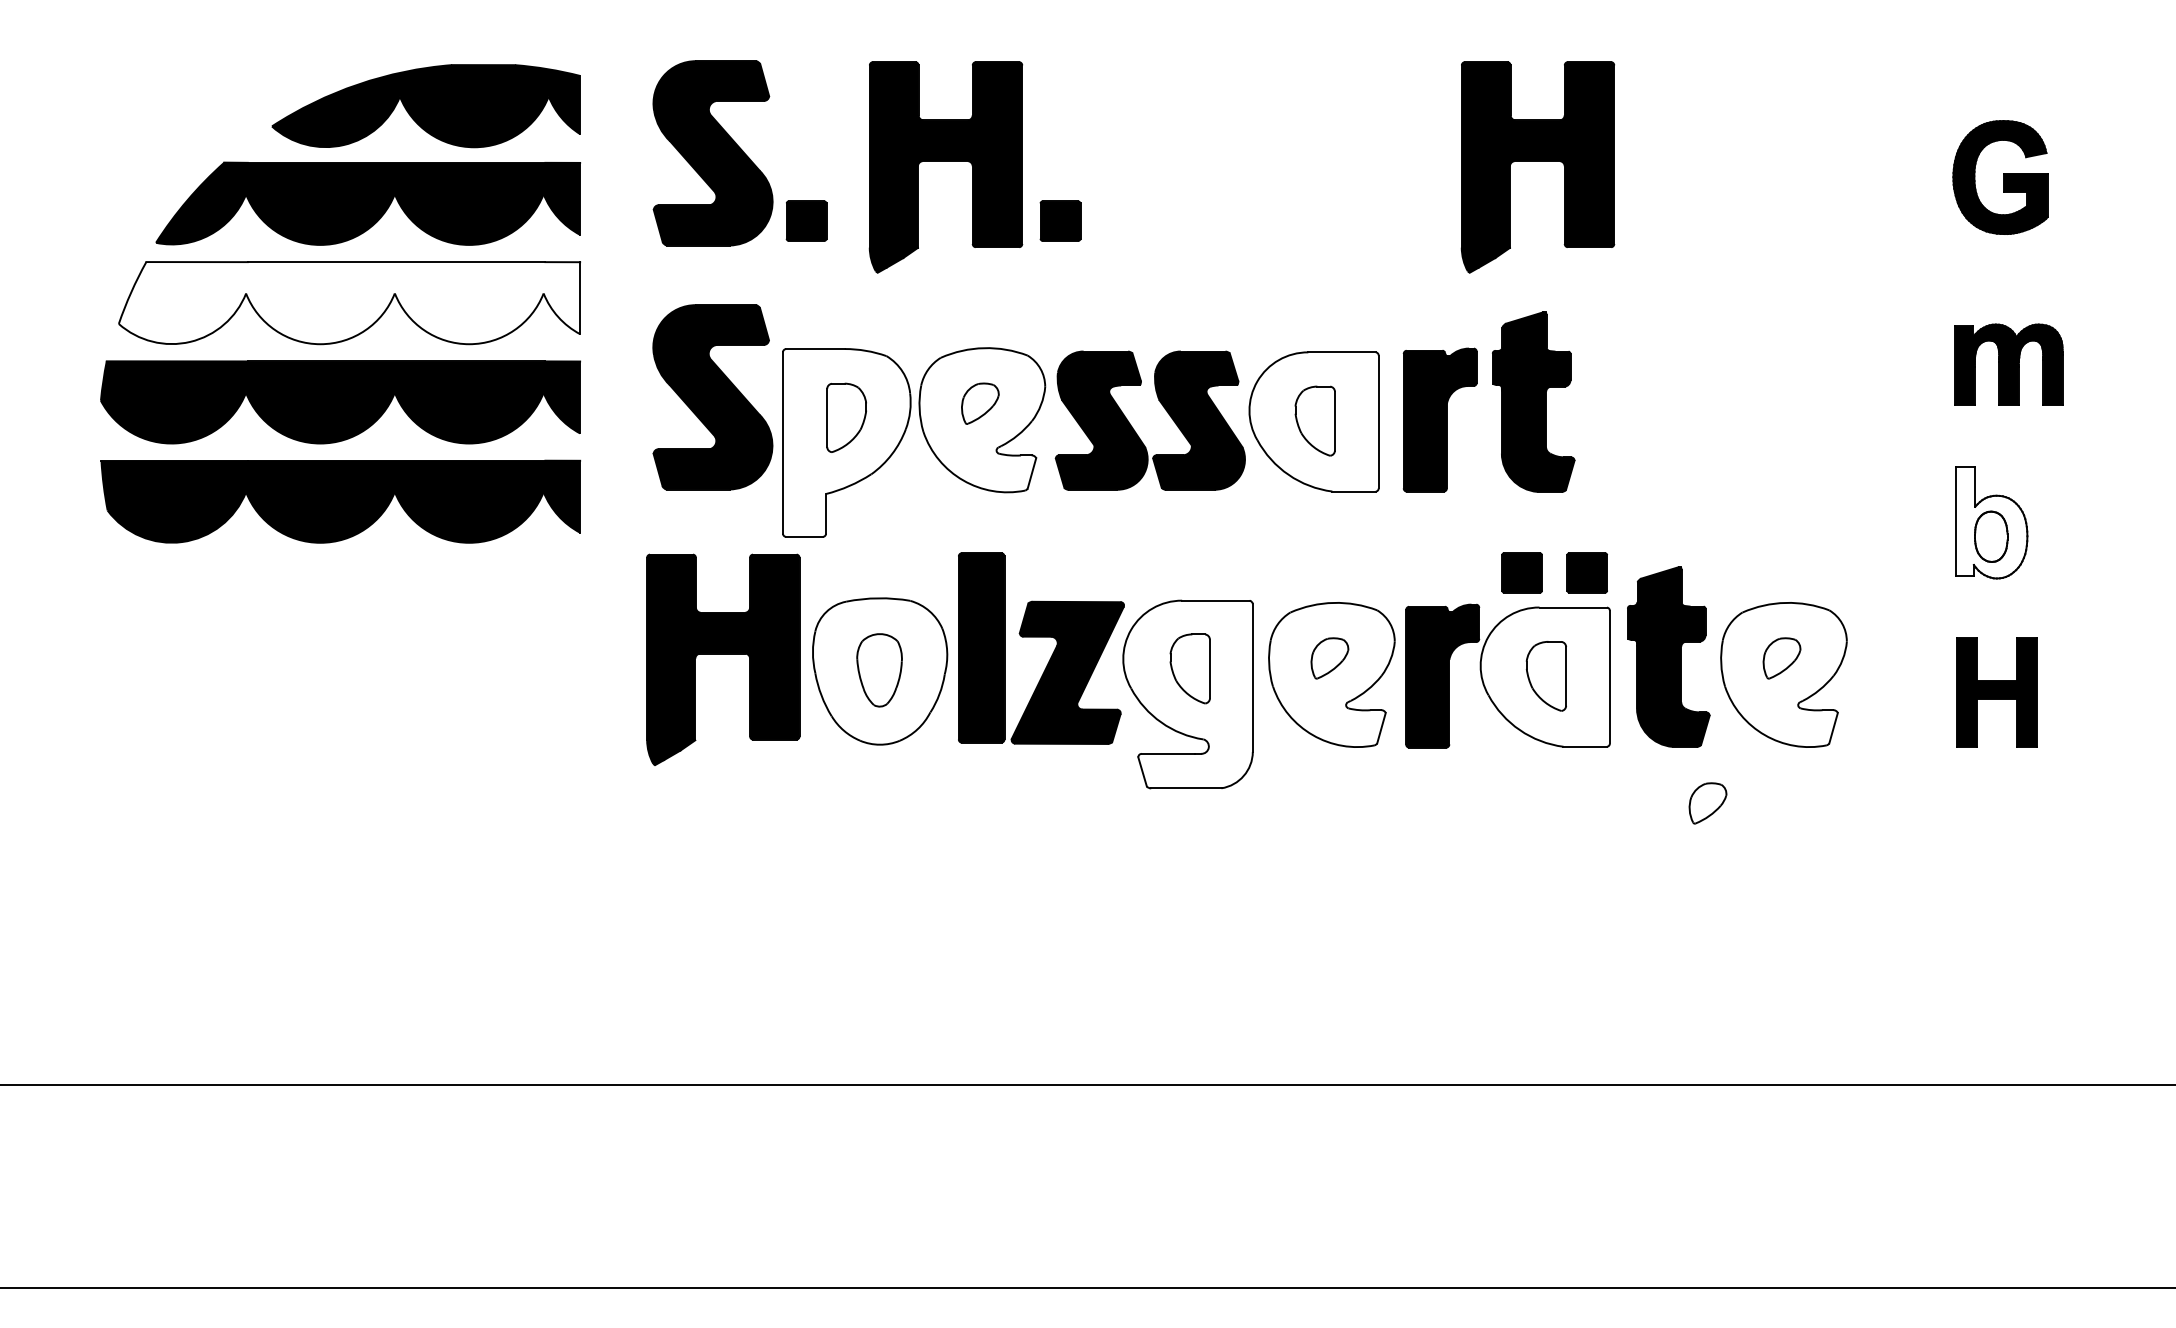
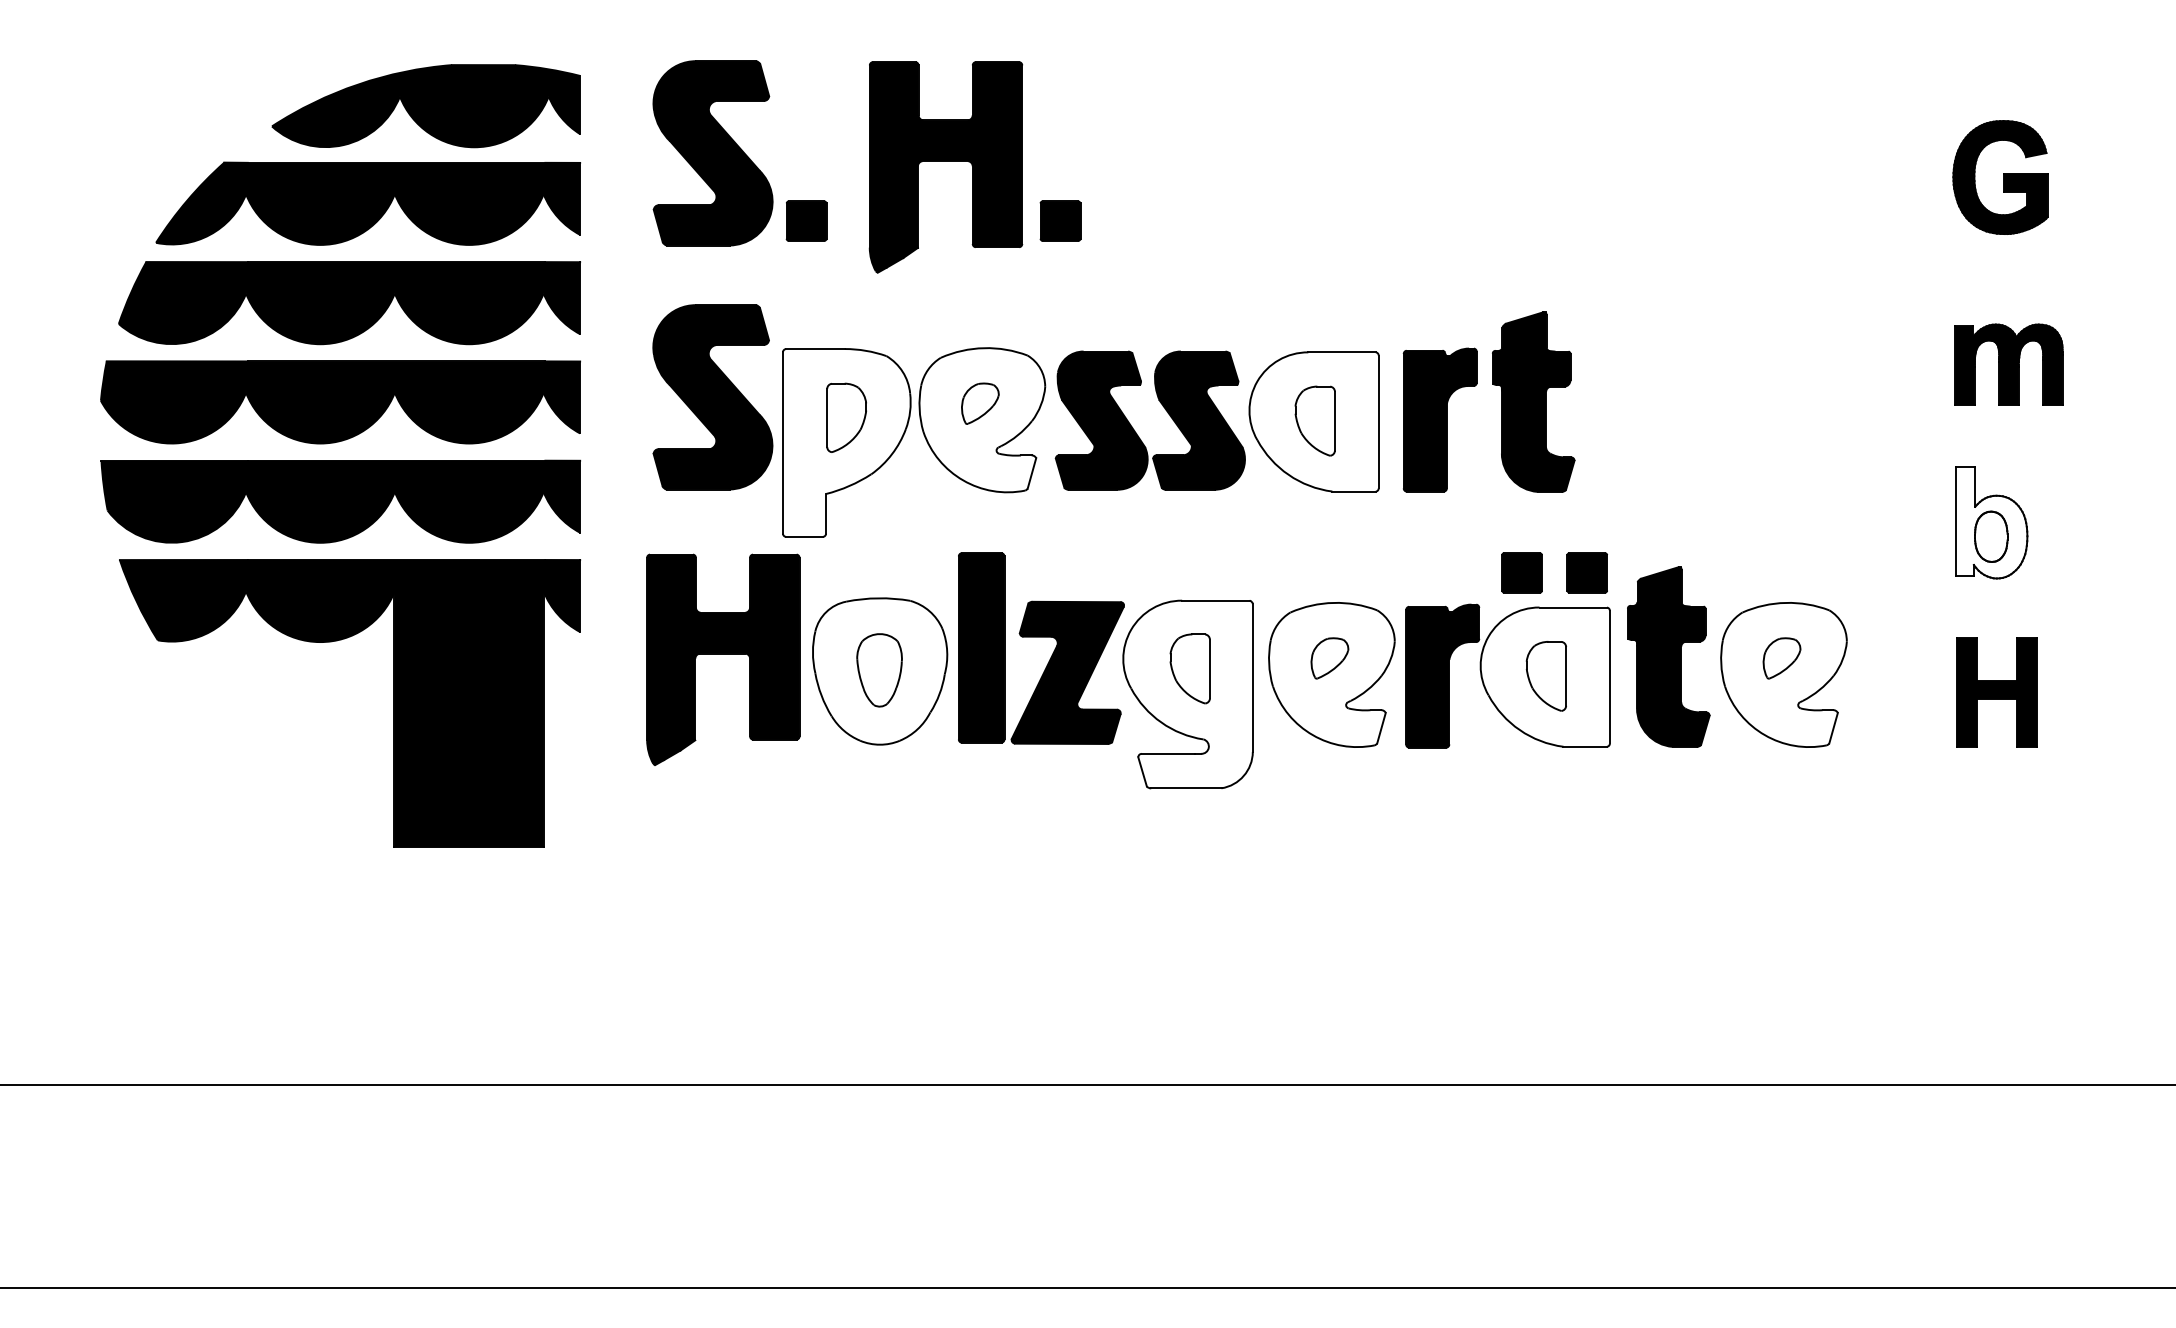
part: present -> none (1537, 167)
fill: none -> present (349, 303)
part: none -> present (393, 703)
part: present -> none (1707, 803)
